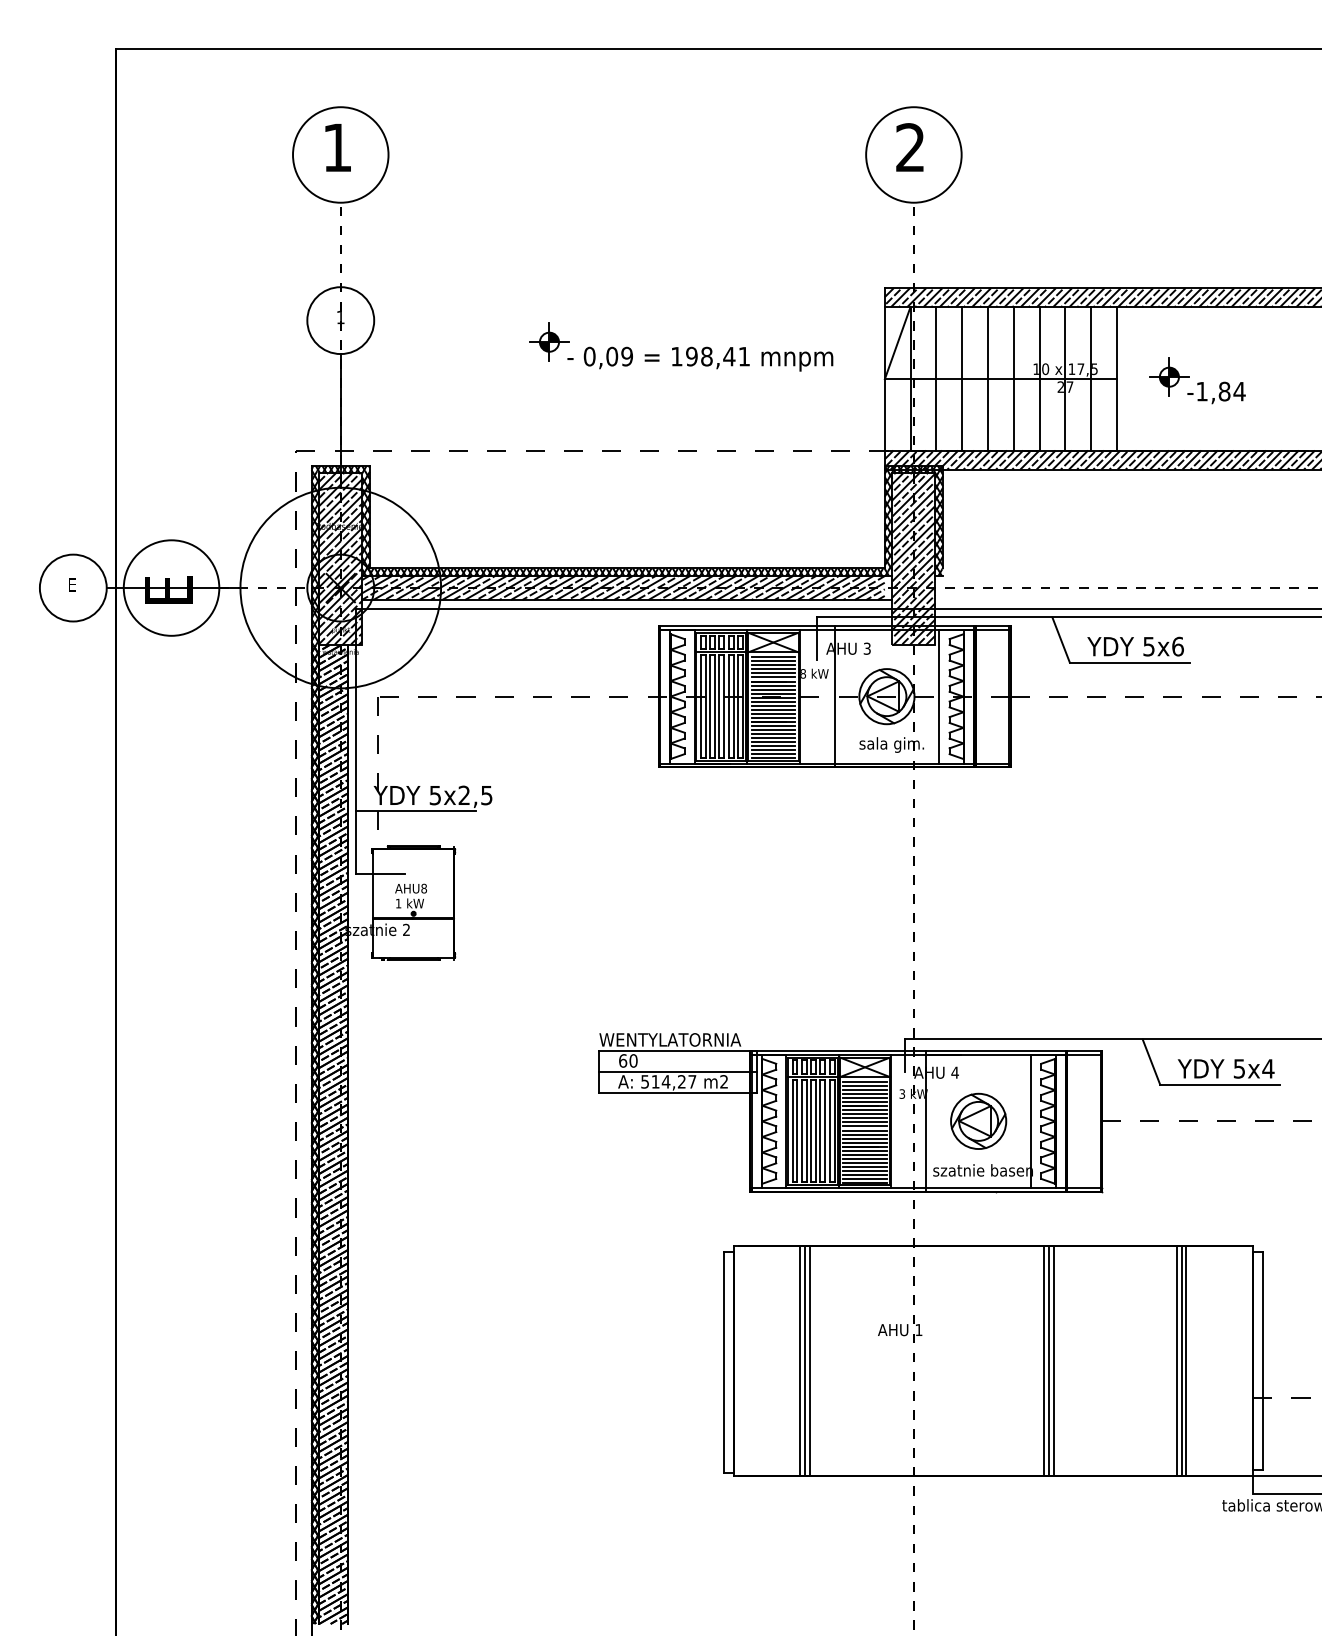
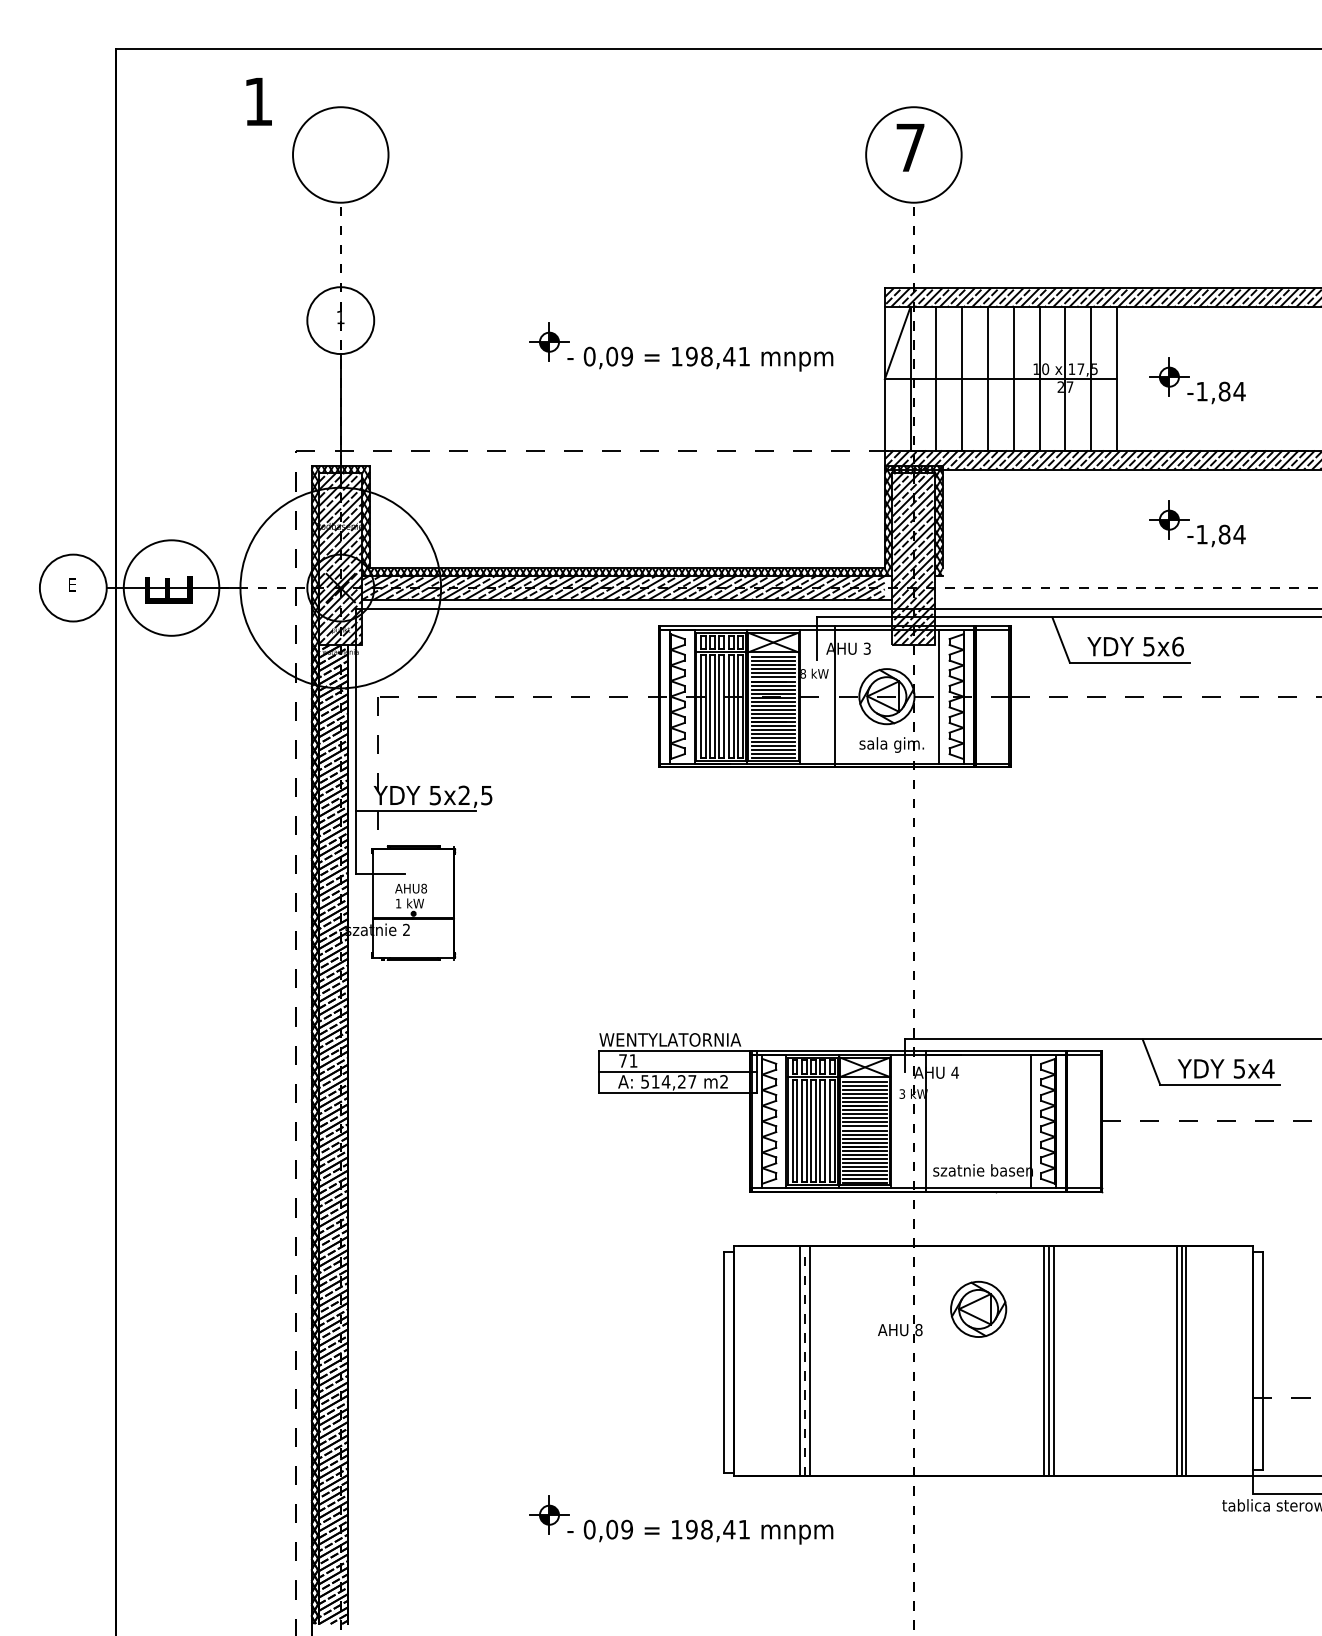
text position: (337, 147) -> (258, 101) (258, 101)
text: 2 -> 7 (910, 147)
part: none -> present (1197, 523)
text: 60 -> 71 (628, 1060)
part position: (978, 1120) -> (978, 1308) (978, 1308)
text: 1 -> 8 (918, 1330)
line: solid -> dashed (805, 1360)
part: none -> present (681, 1519)
